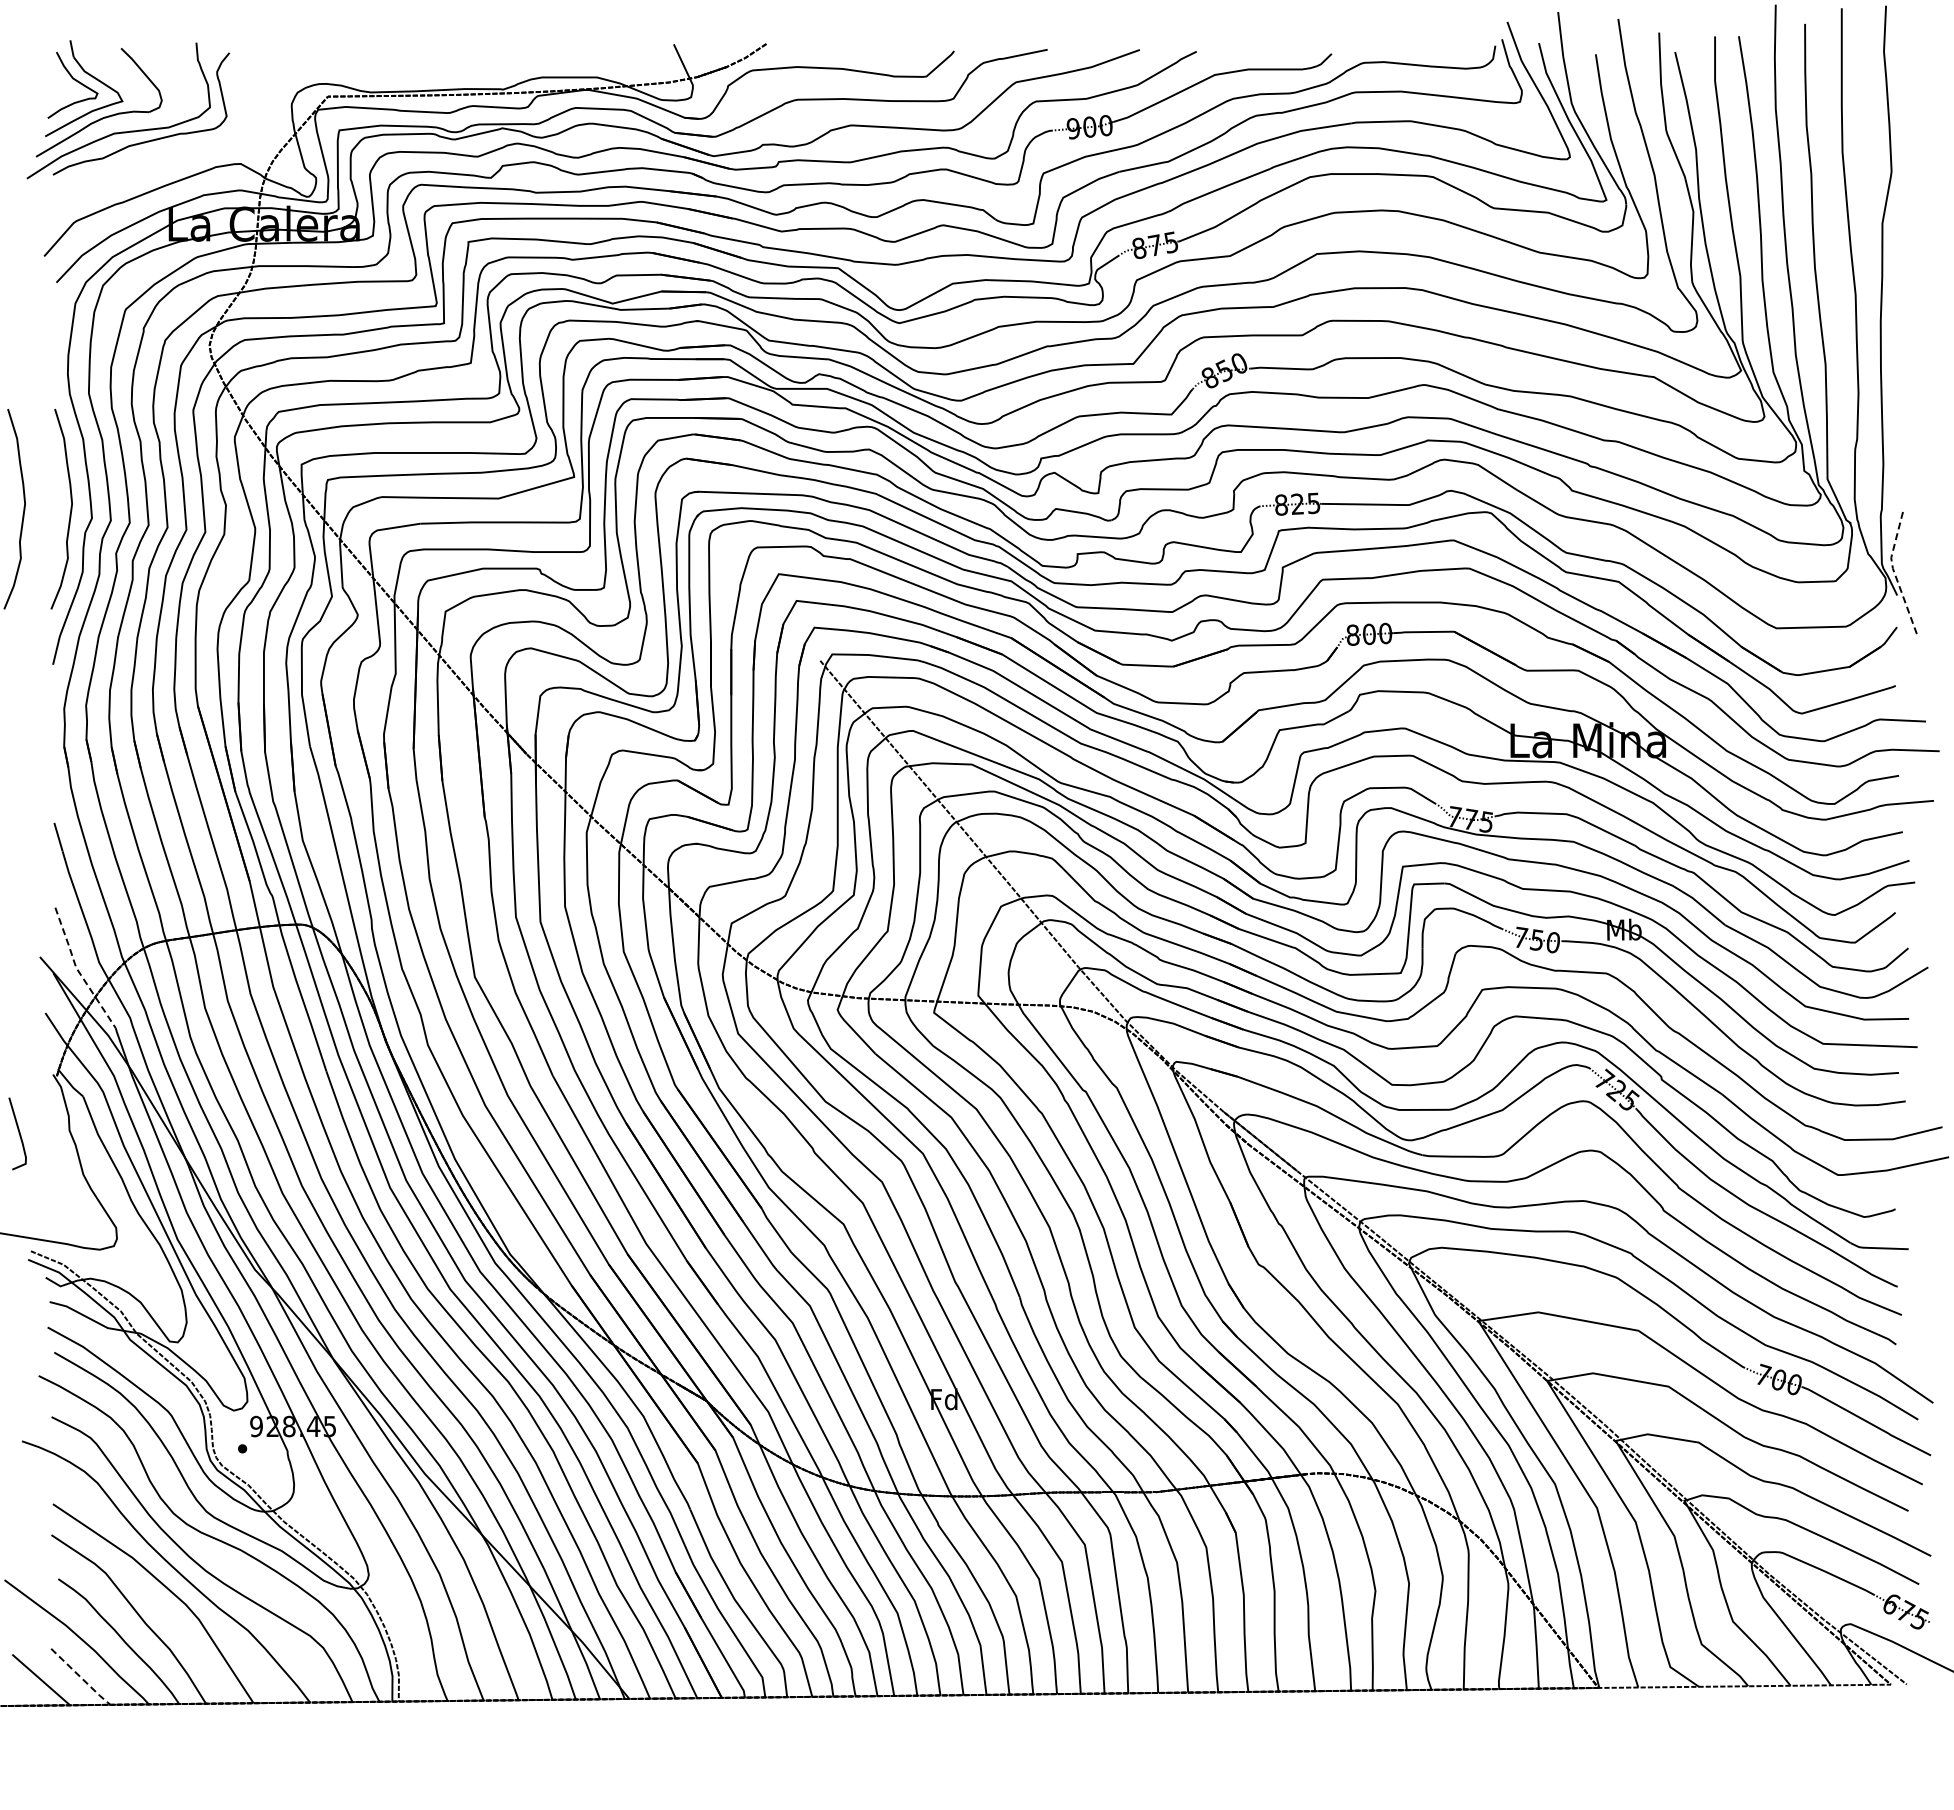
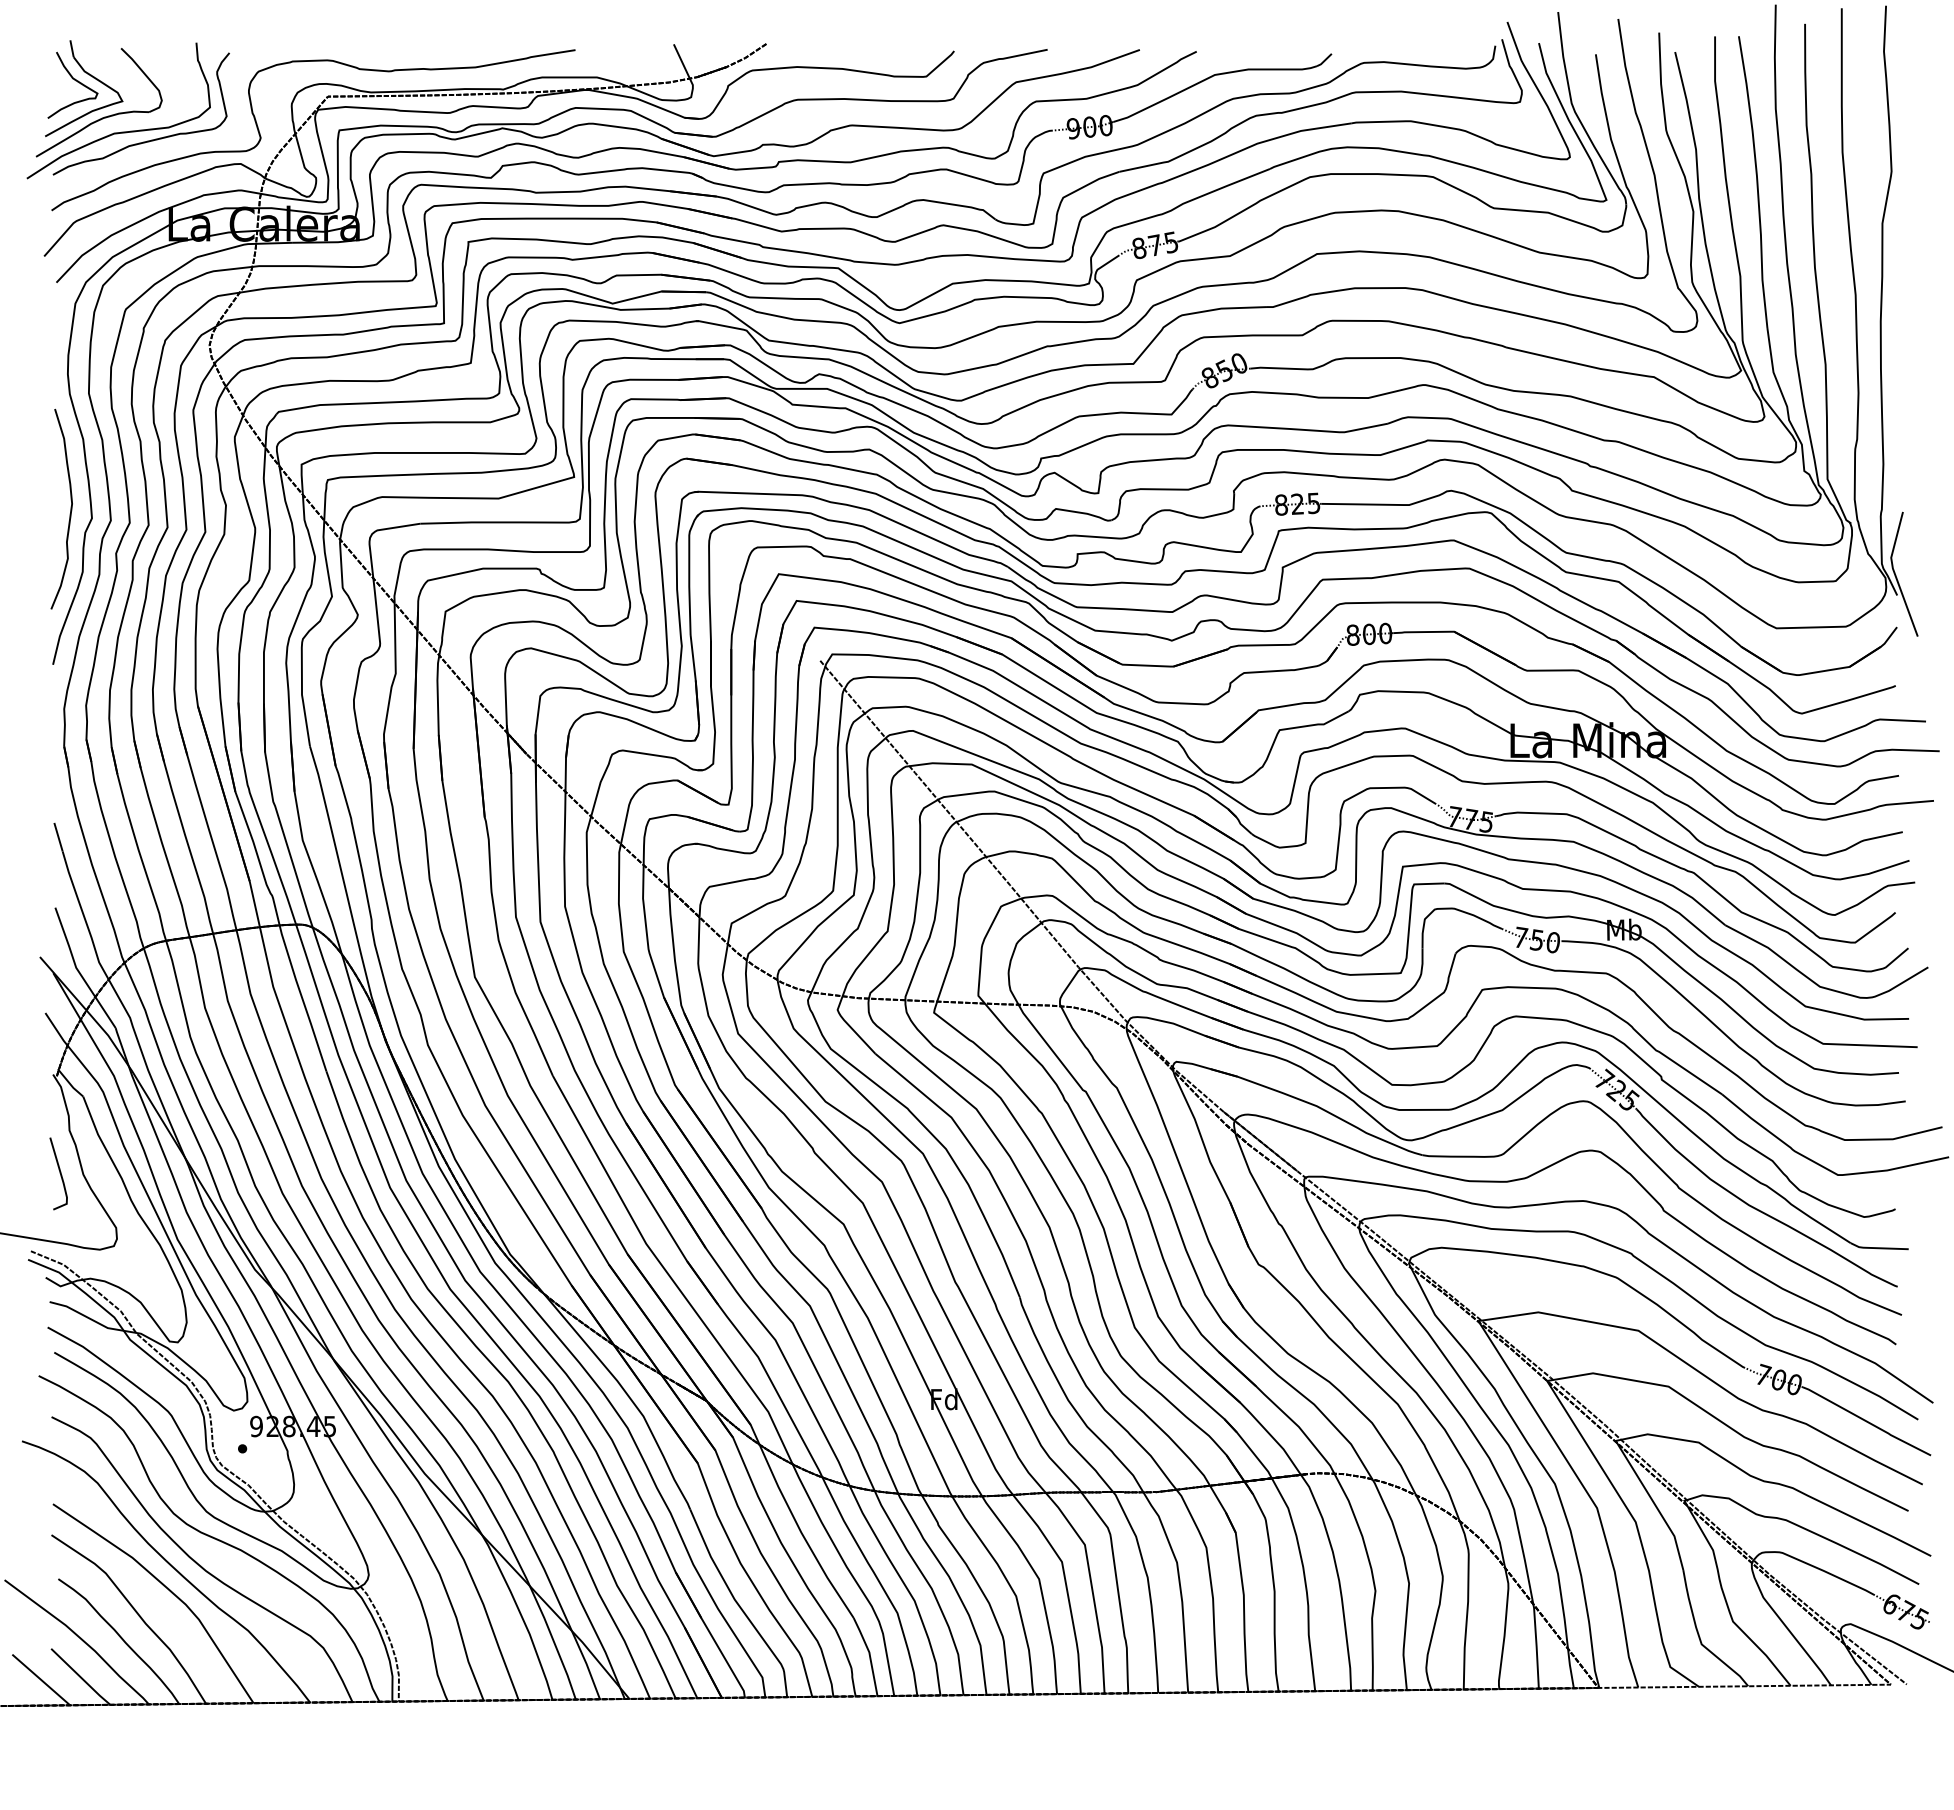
curve: none -> present (261, 136)
curve: present -> none (23, 508)
line: dashed -> solid (1894, 574)
line: dashed -> solid (78, 971)
line position: (18, 1133) -> (59, 1173) (59, 1173)
line: dashed -> solid (81, 1677)
